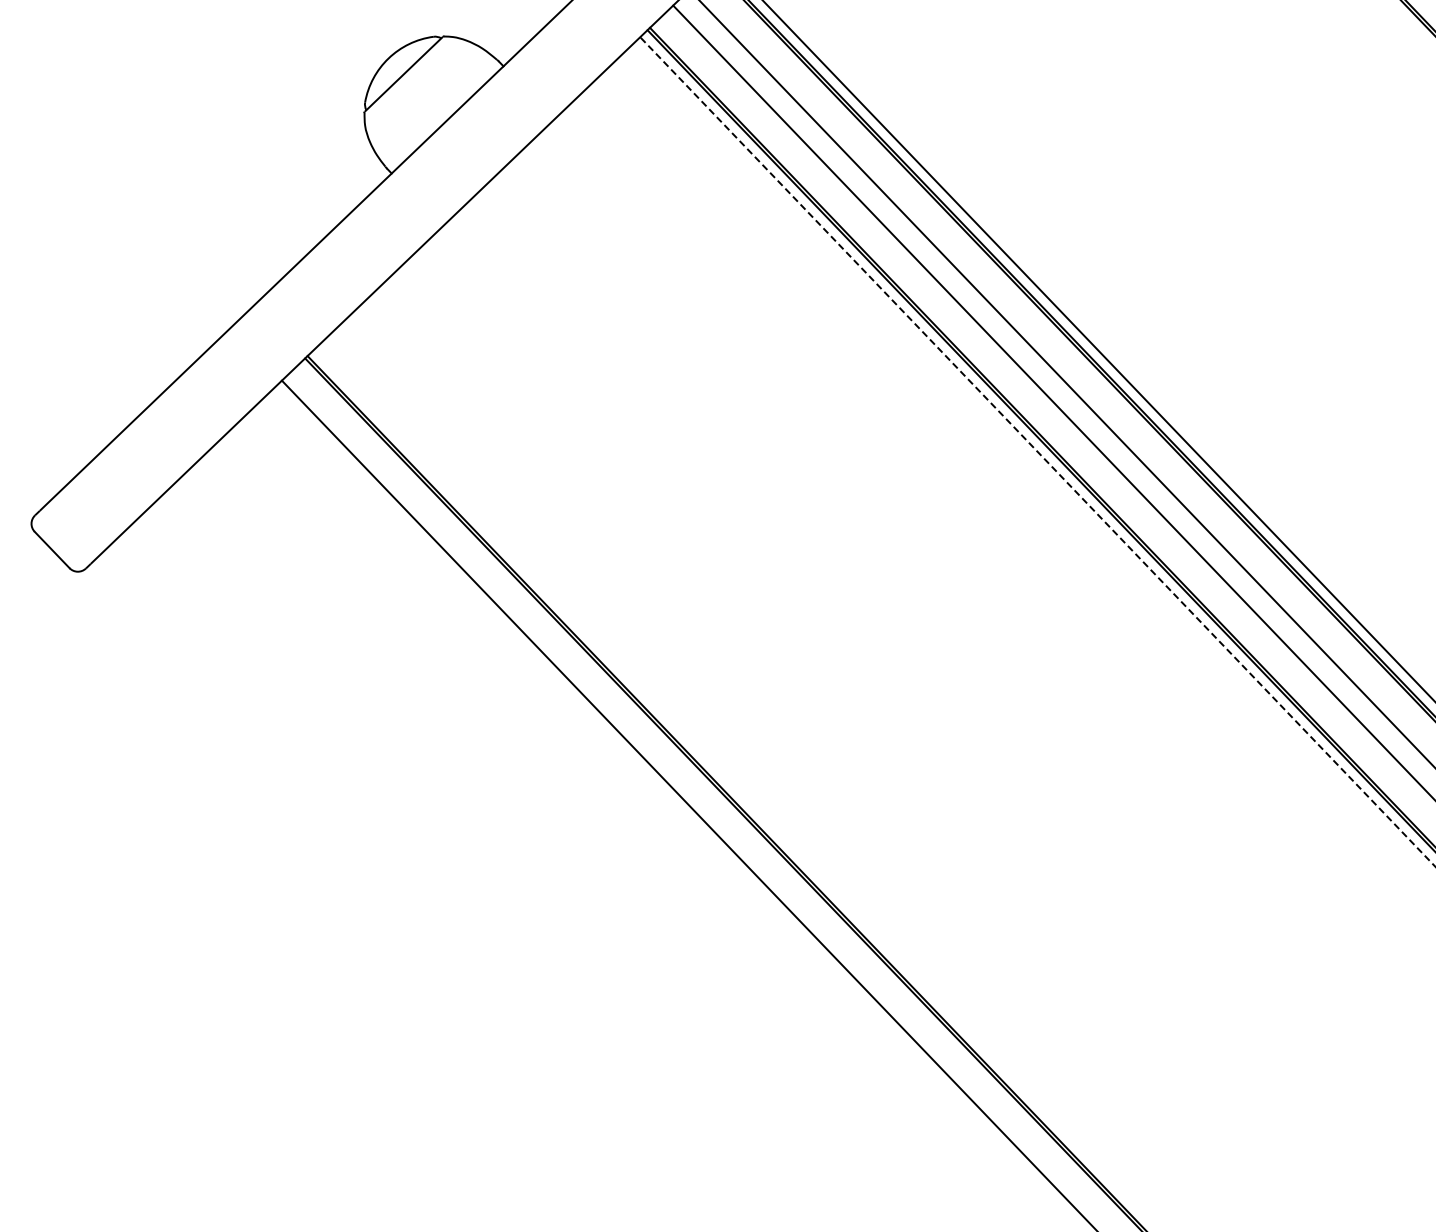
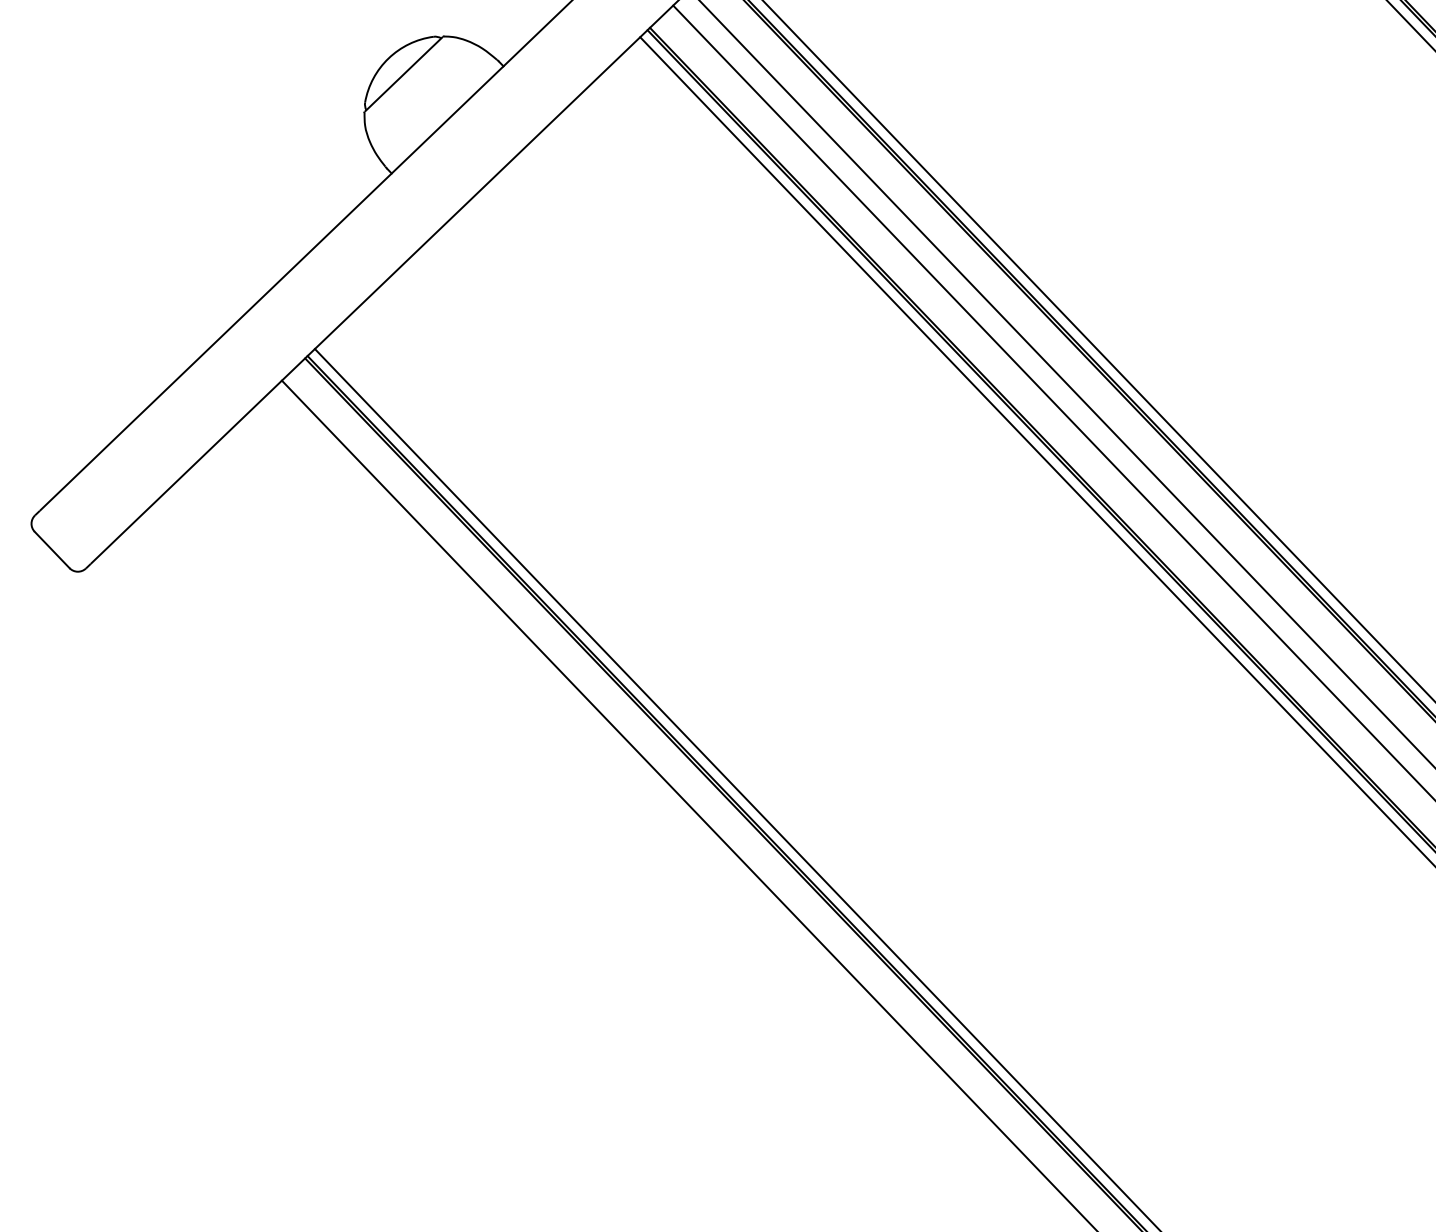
line: none -> present (1410, 25)
line: dashed -> solid (1038, 452)
line: none -> present (736, 788)
